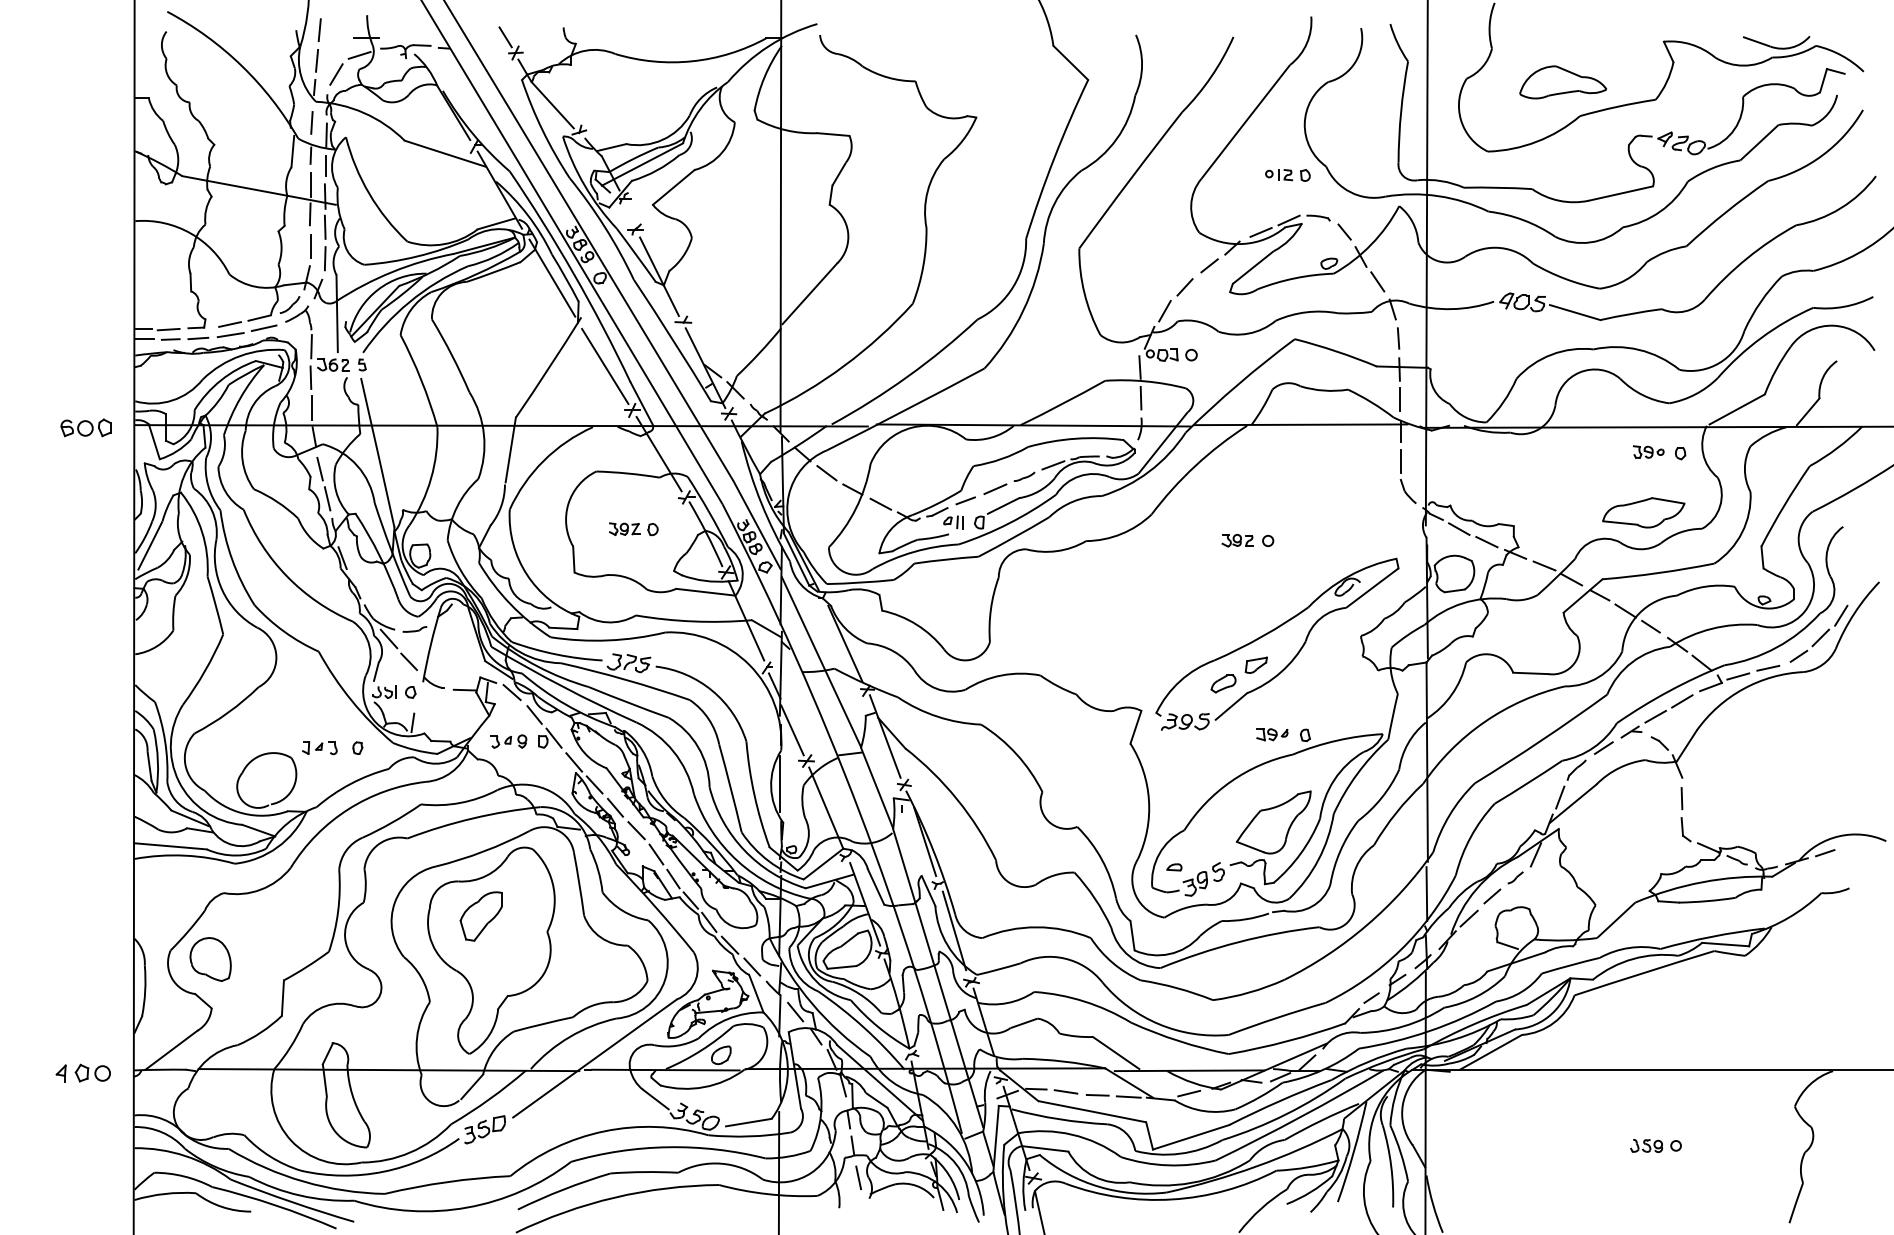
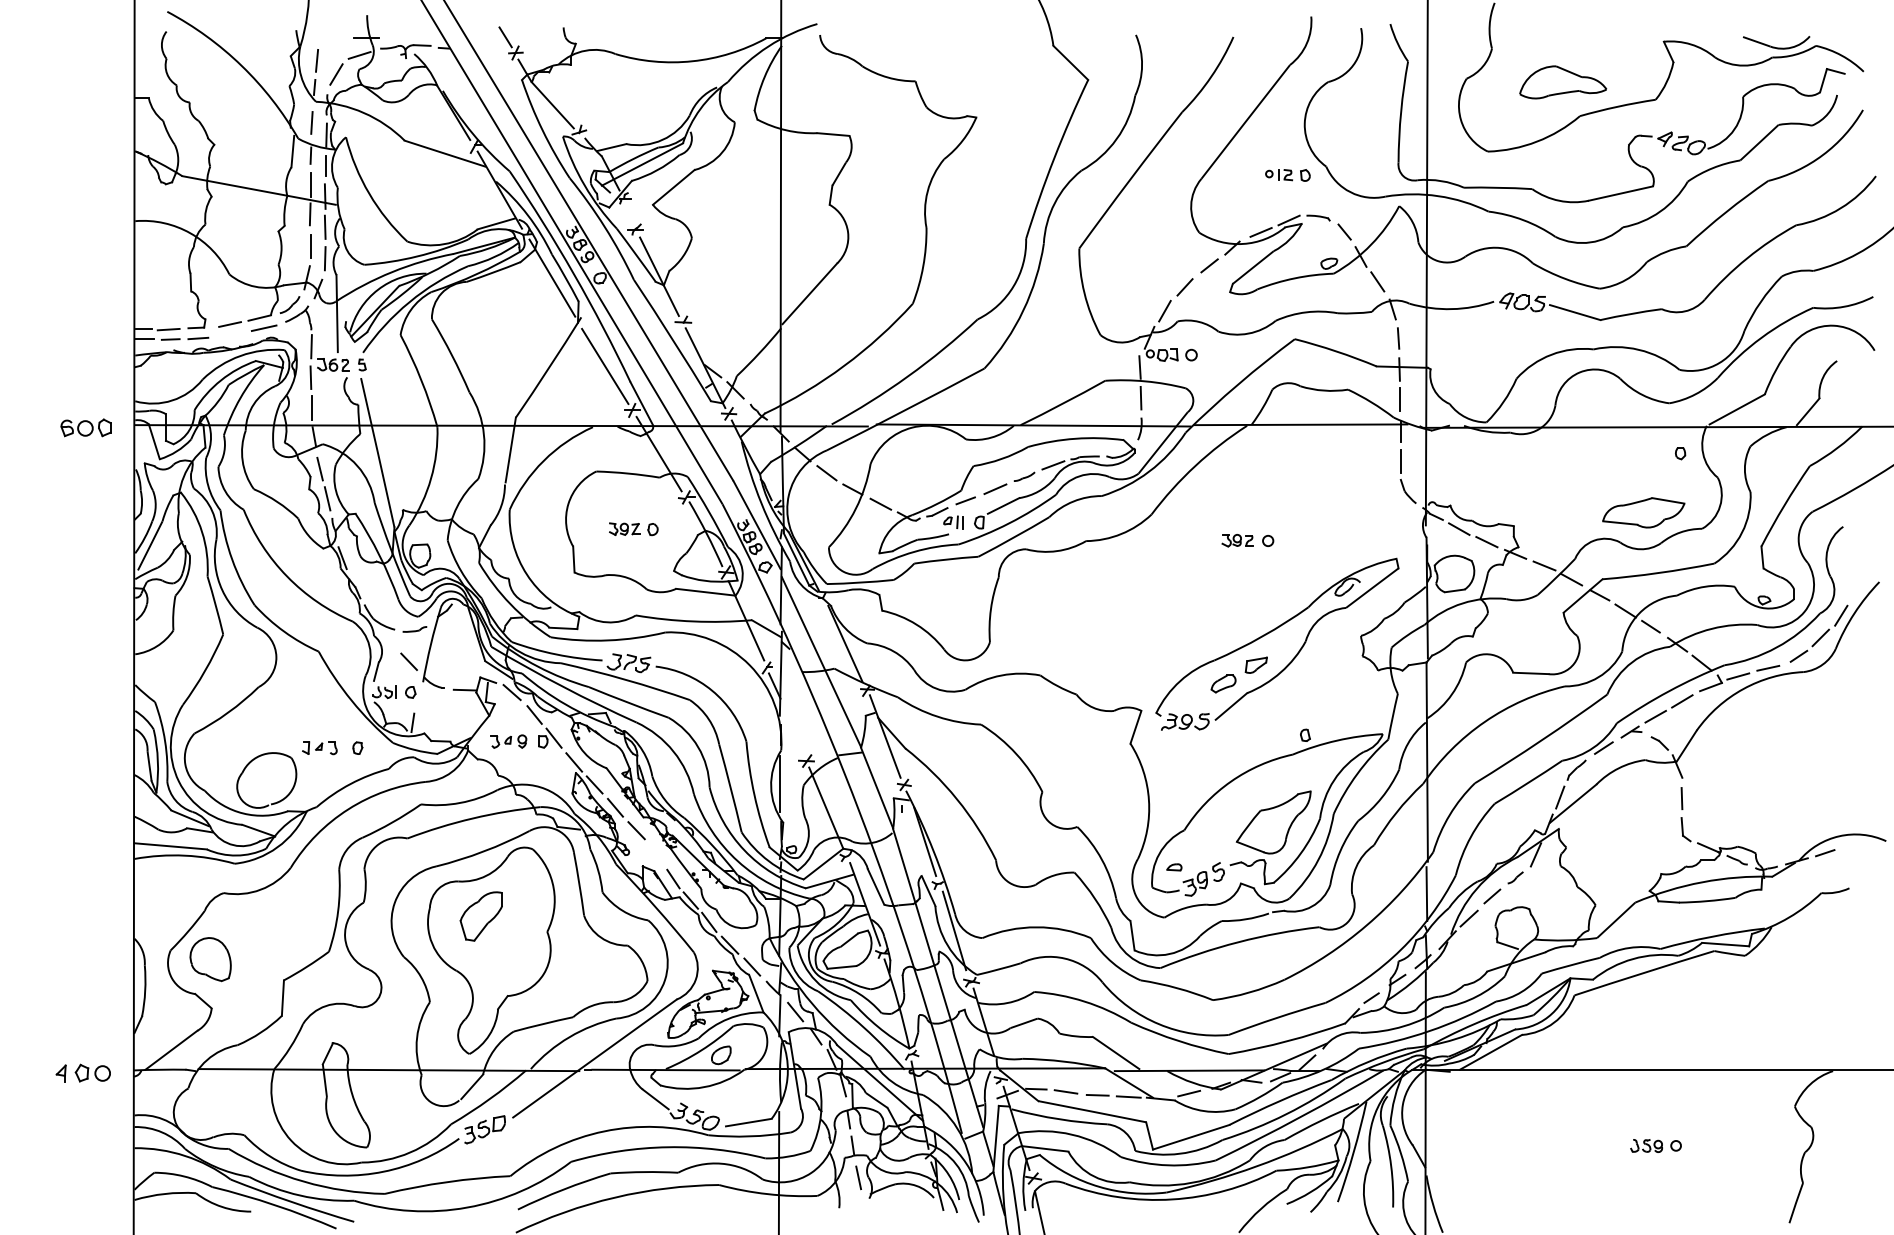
line: present -> none (319, 29)
line: present -> none (230, 335)
part: present -> none (1648, 451)
line: present -> none (388, 638)
line: present -> none (792, 730)
part: present -> none (1272, 734)
line: present -> none (656, 854)
